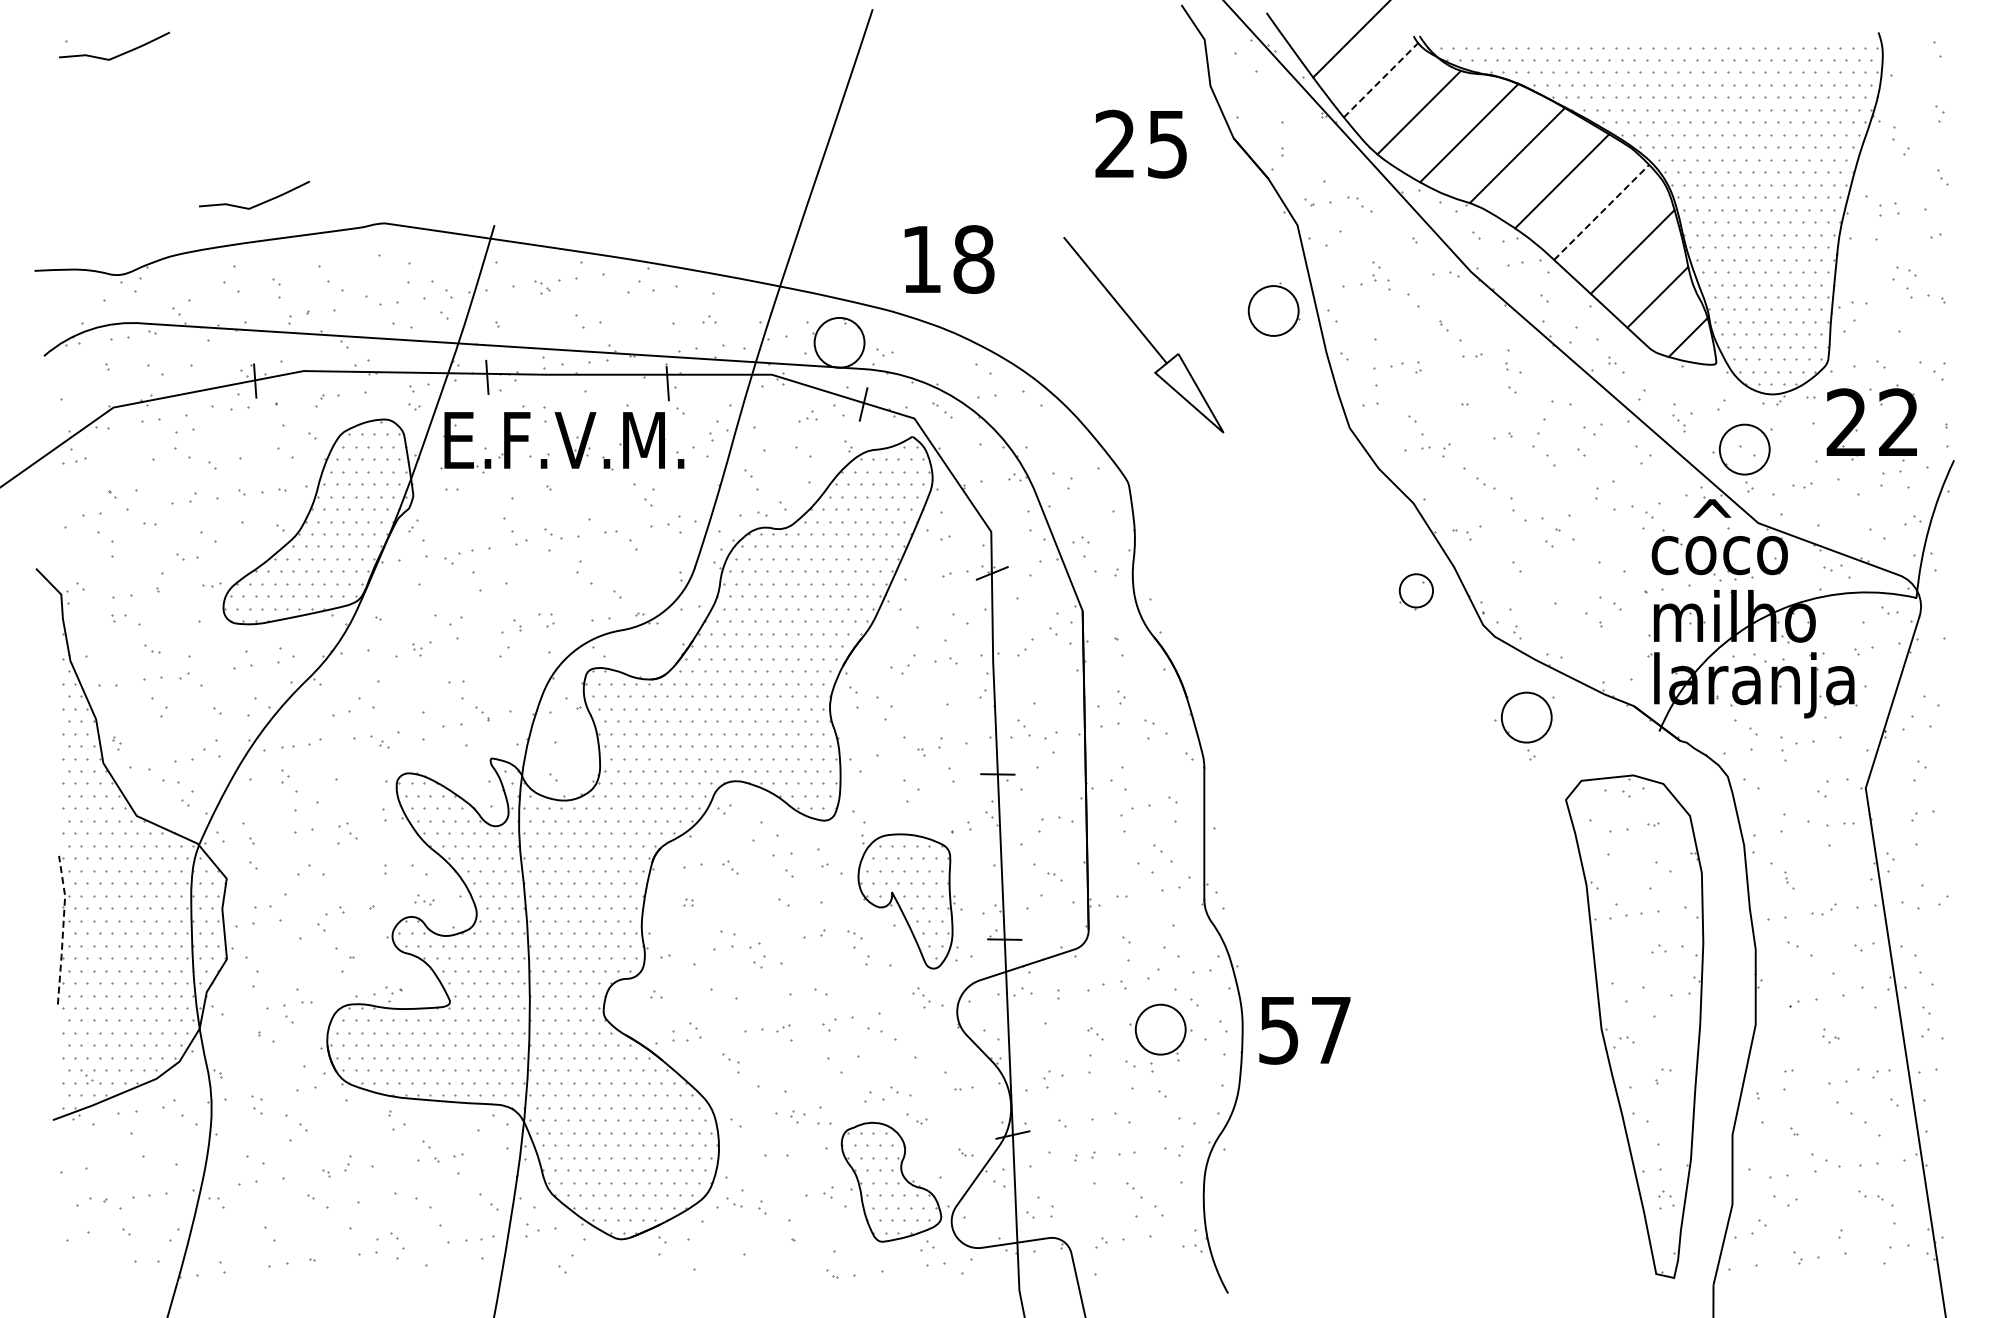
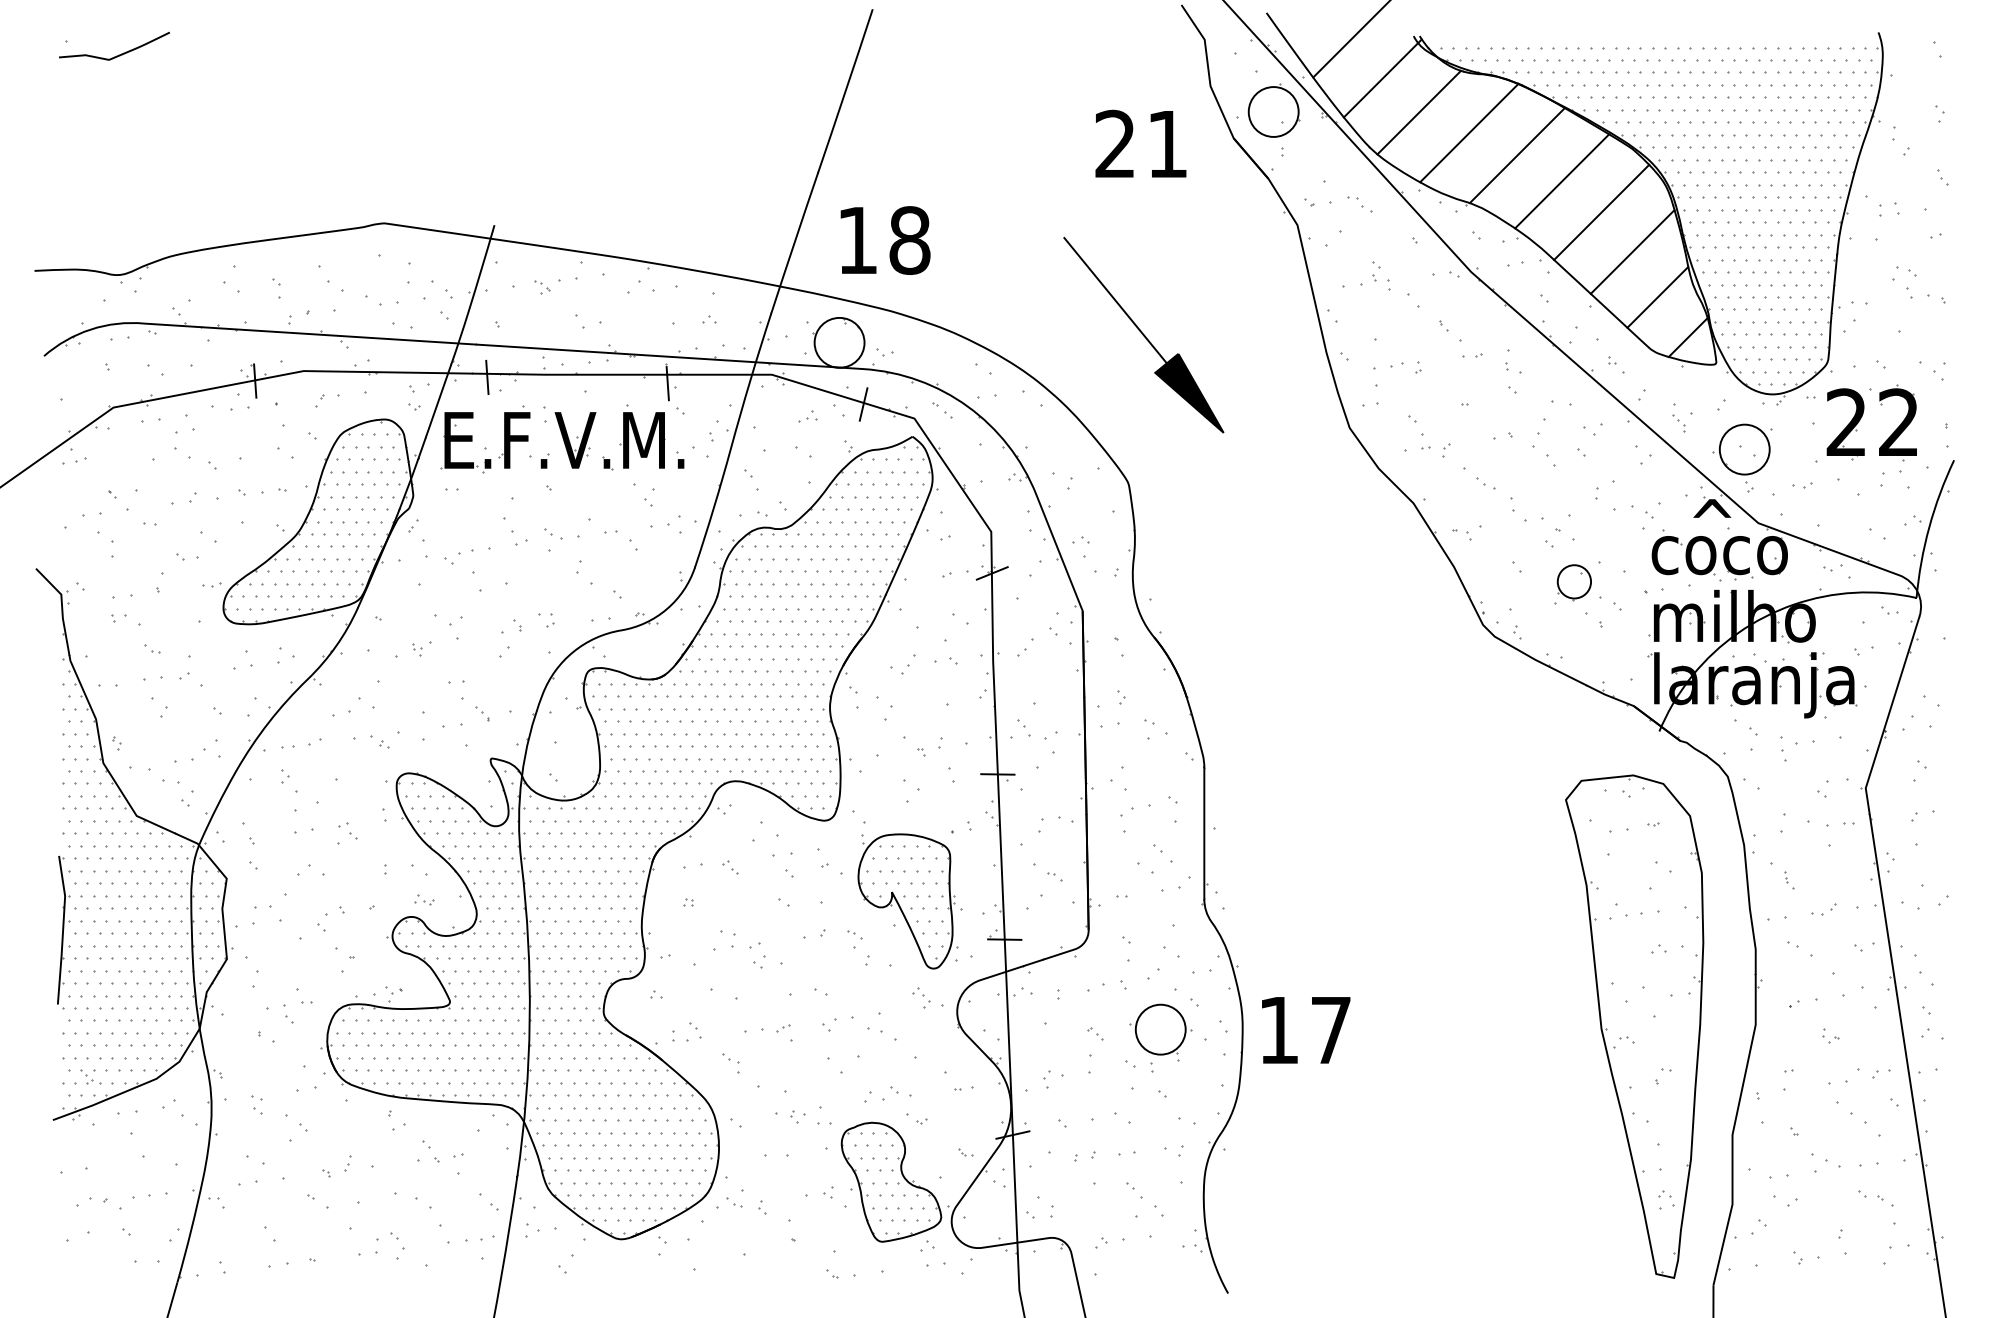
line: dashed -> solid (1383, 78)
text: 25 -> 21 (1167, 144)
curve: present -> none (256, 204)
line: dashed -> solid (1602, 212)
text position: (949, 259) -> (885, 240) (885, 240)
part position: (1273, 309) -> (1273, 110) (1273, 110)
fill: none -> present (1189, 392)
part position: (1415, 591) -> (1573, 582) (1573, 582)
part: present -> none (1524, 725)
line: dashed -> solid (63, 929)
text: 57 -> 17 (1278, 1030)
